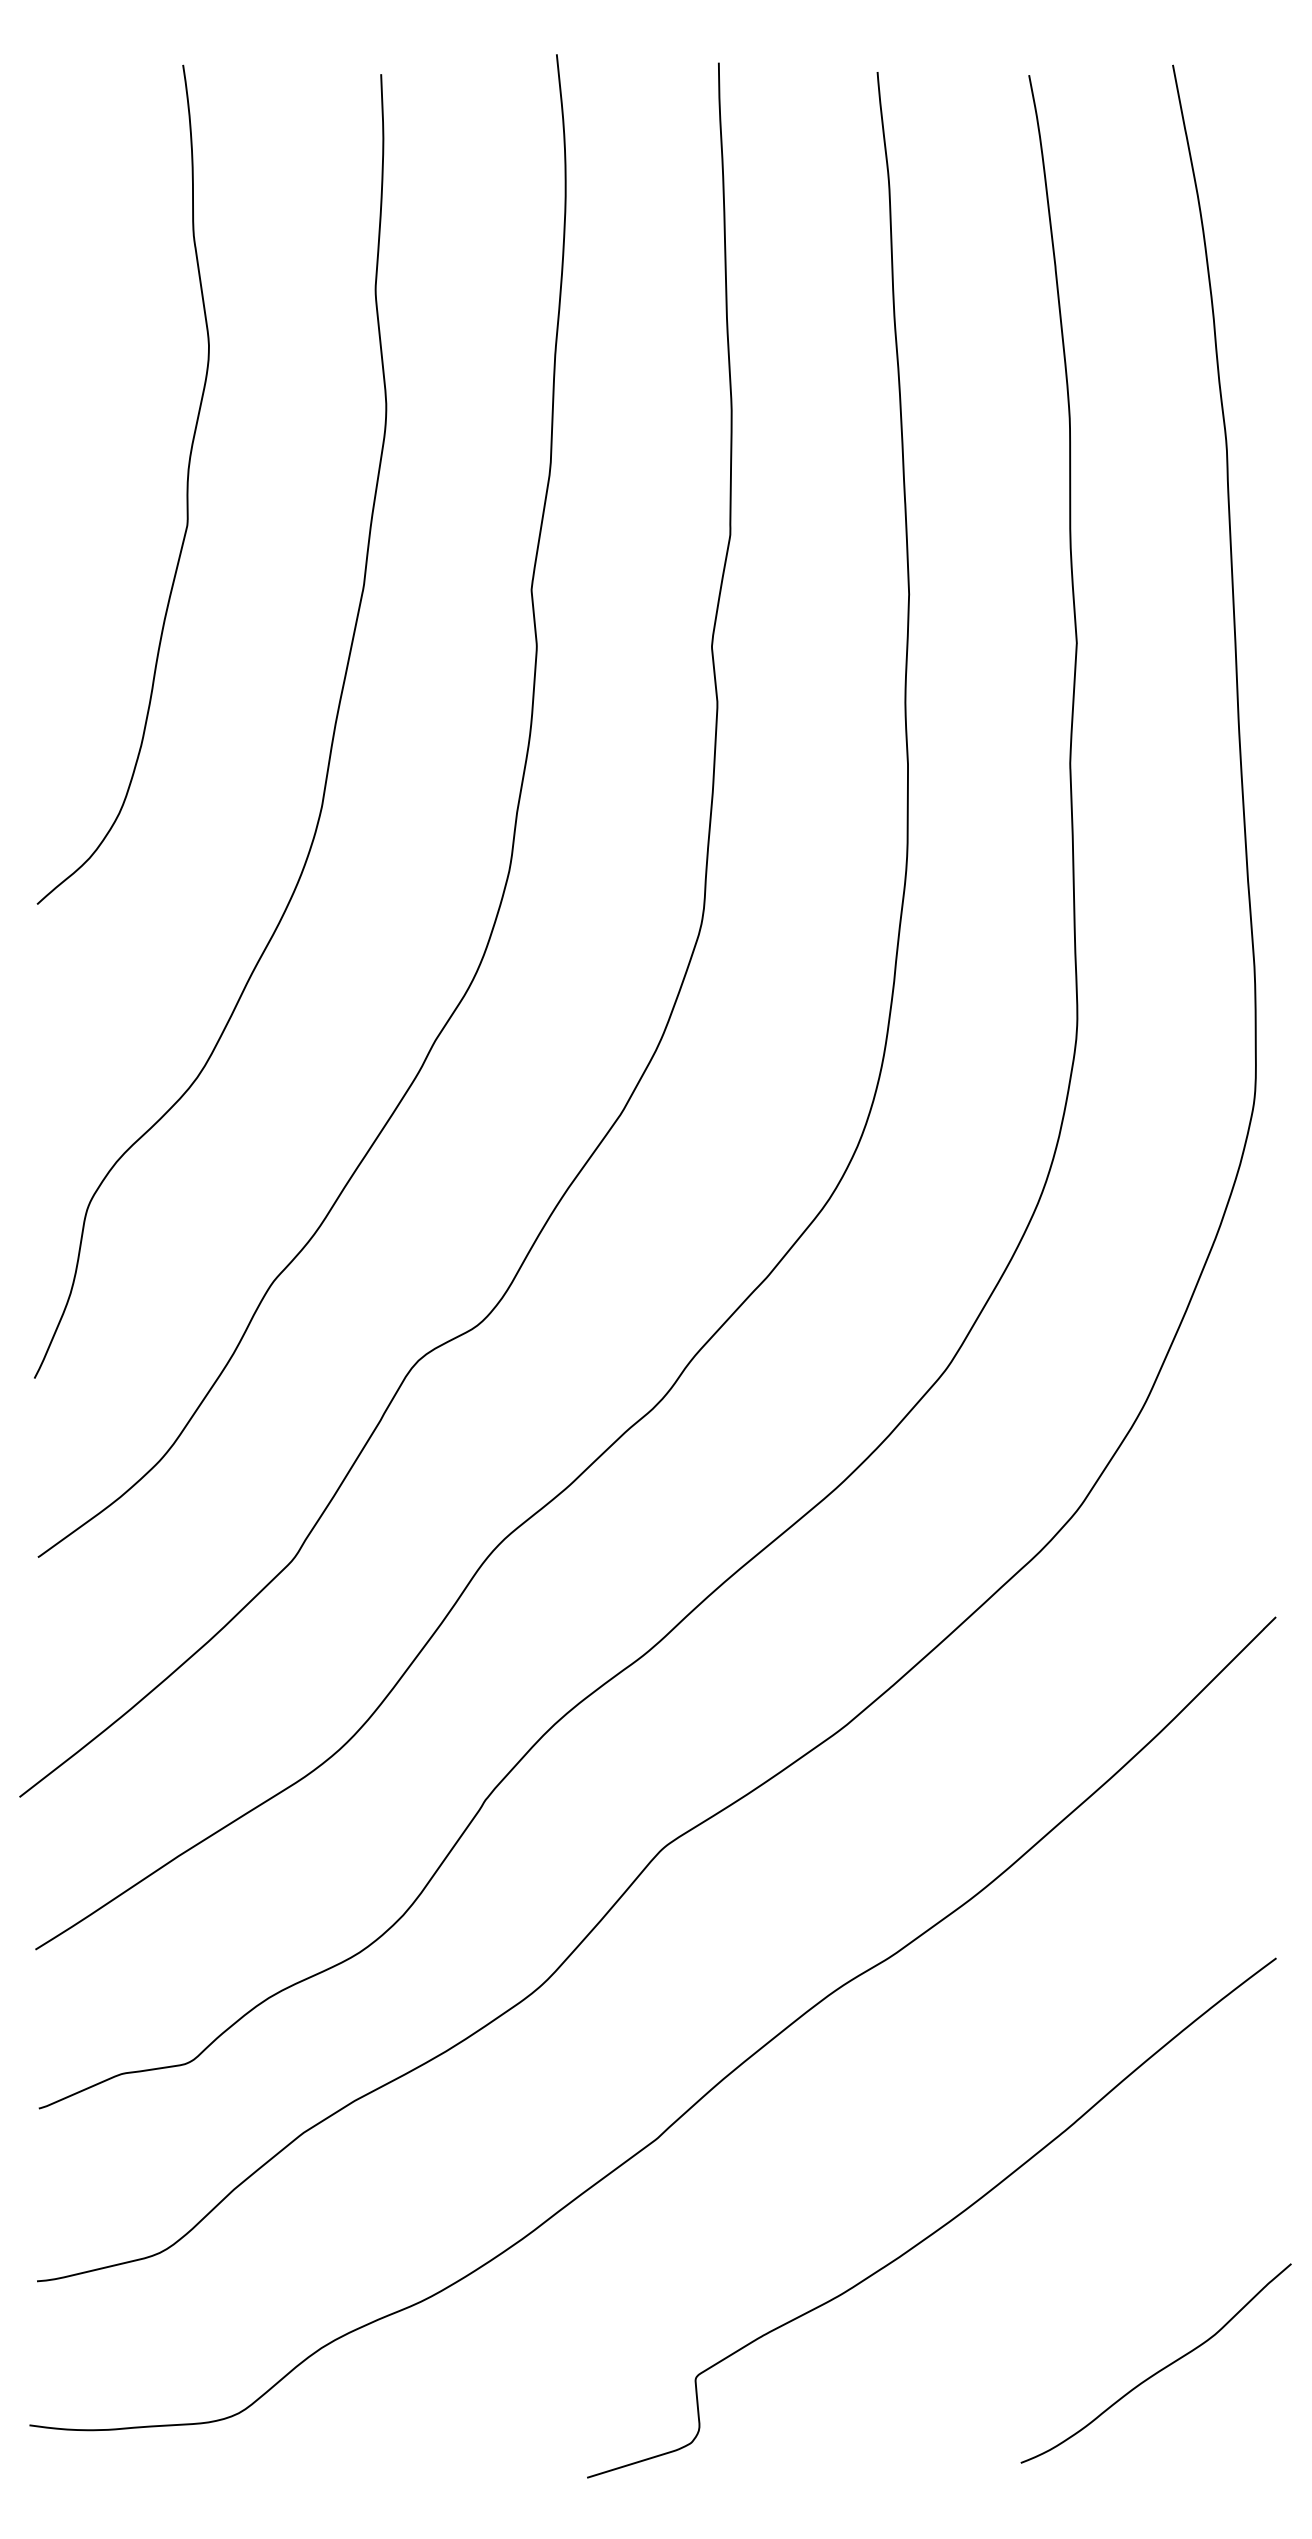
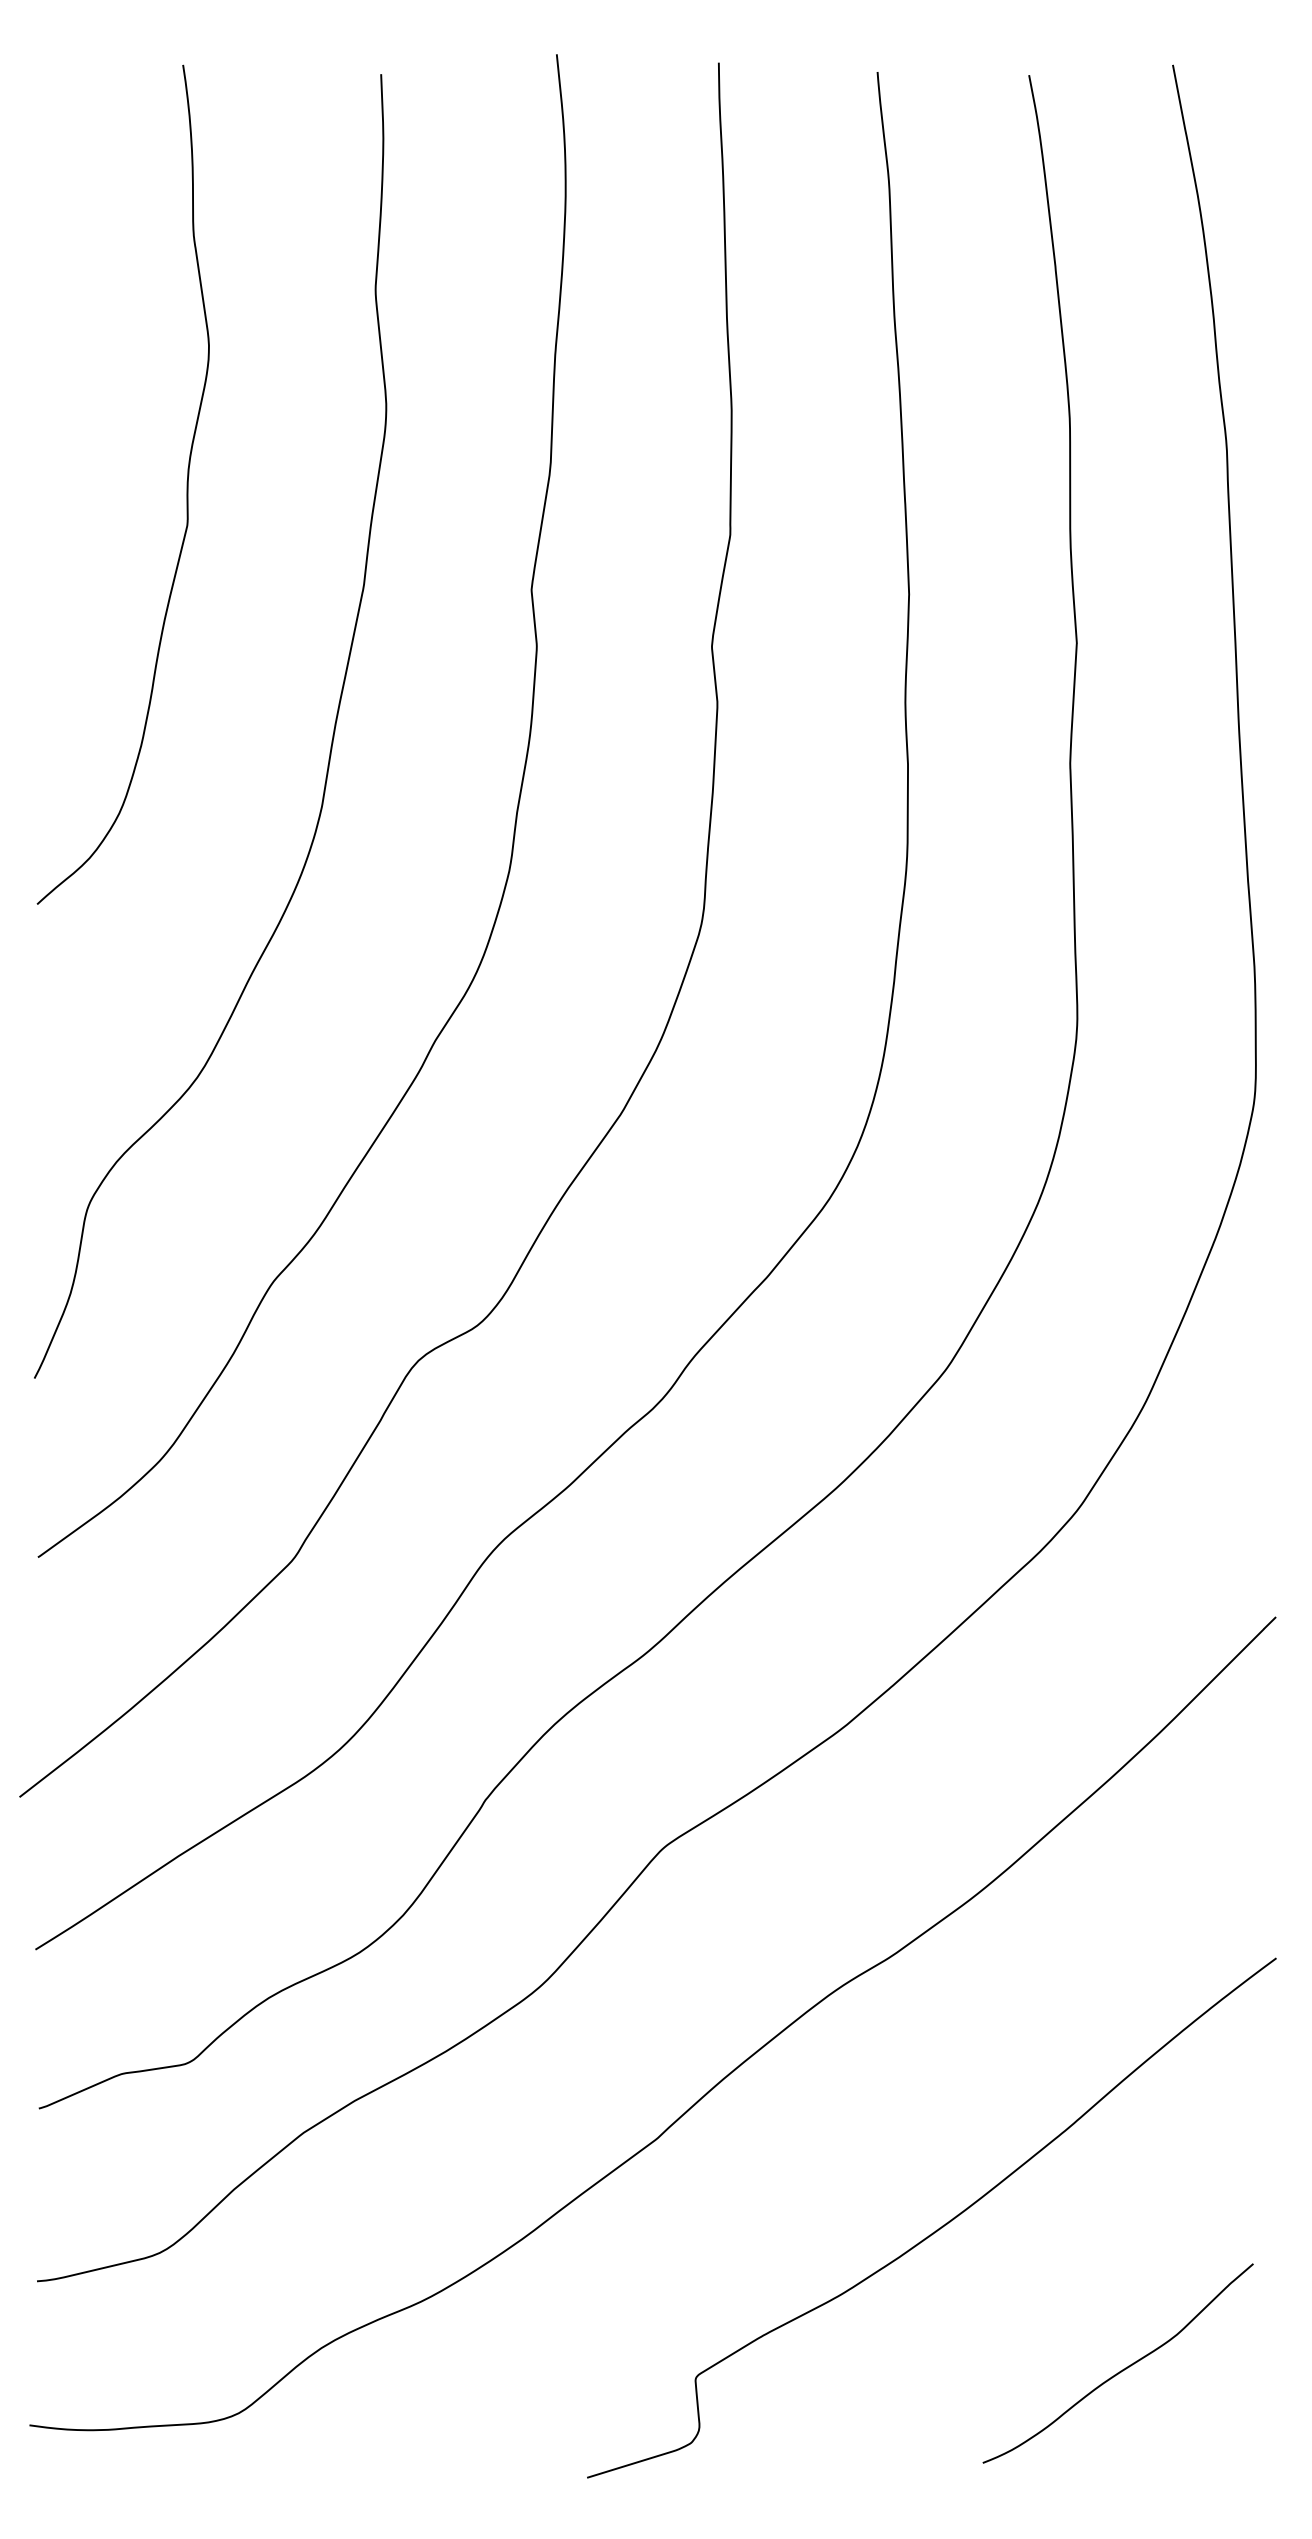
curve position: (1158, 2370) -> (1120, 2370) (1120, 2370)
